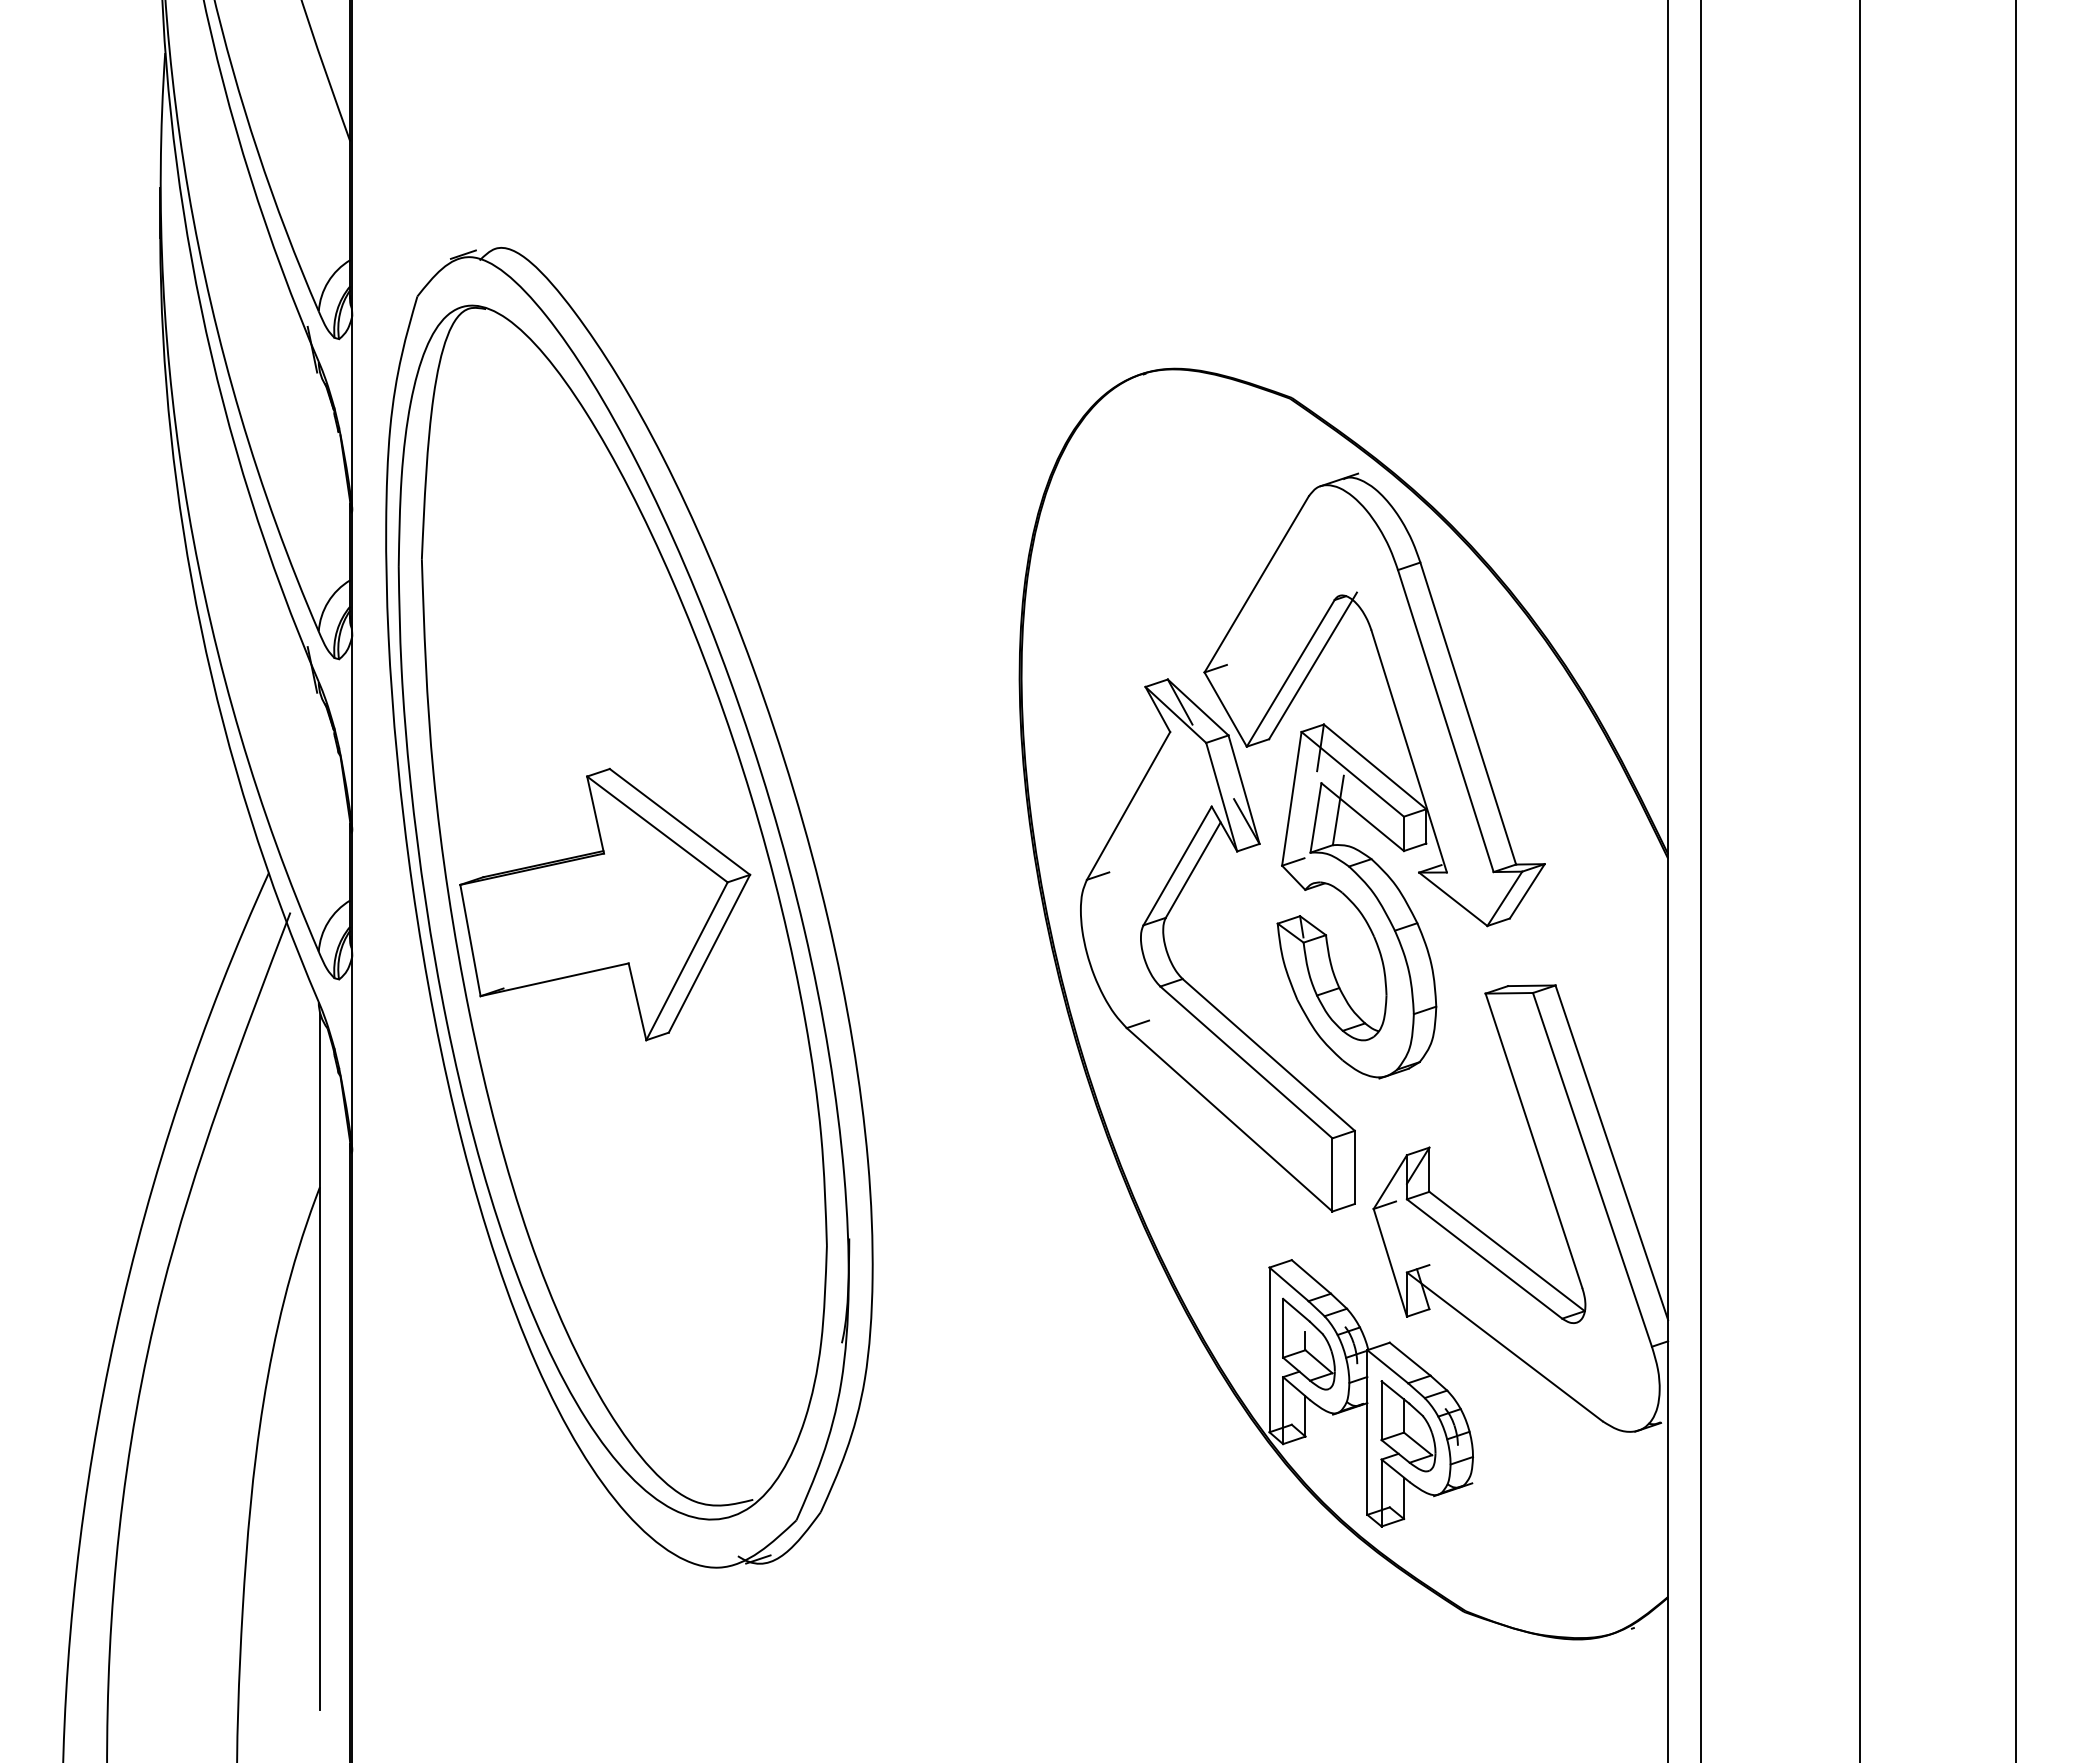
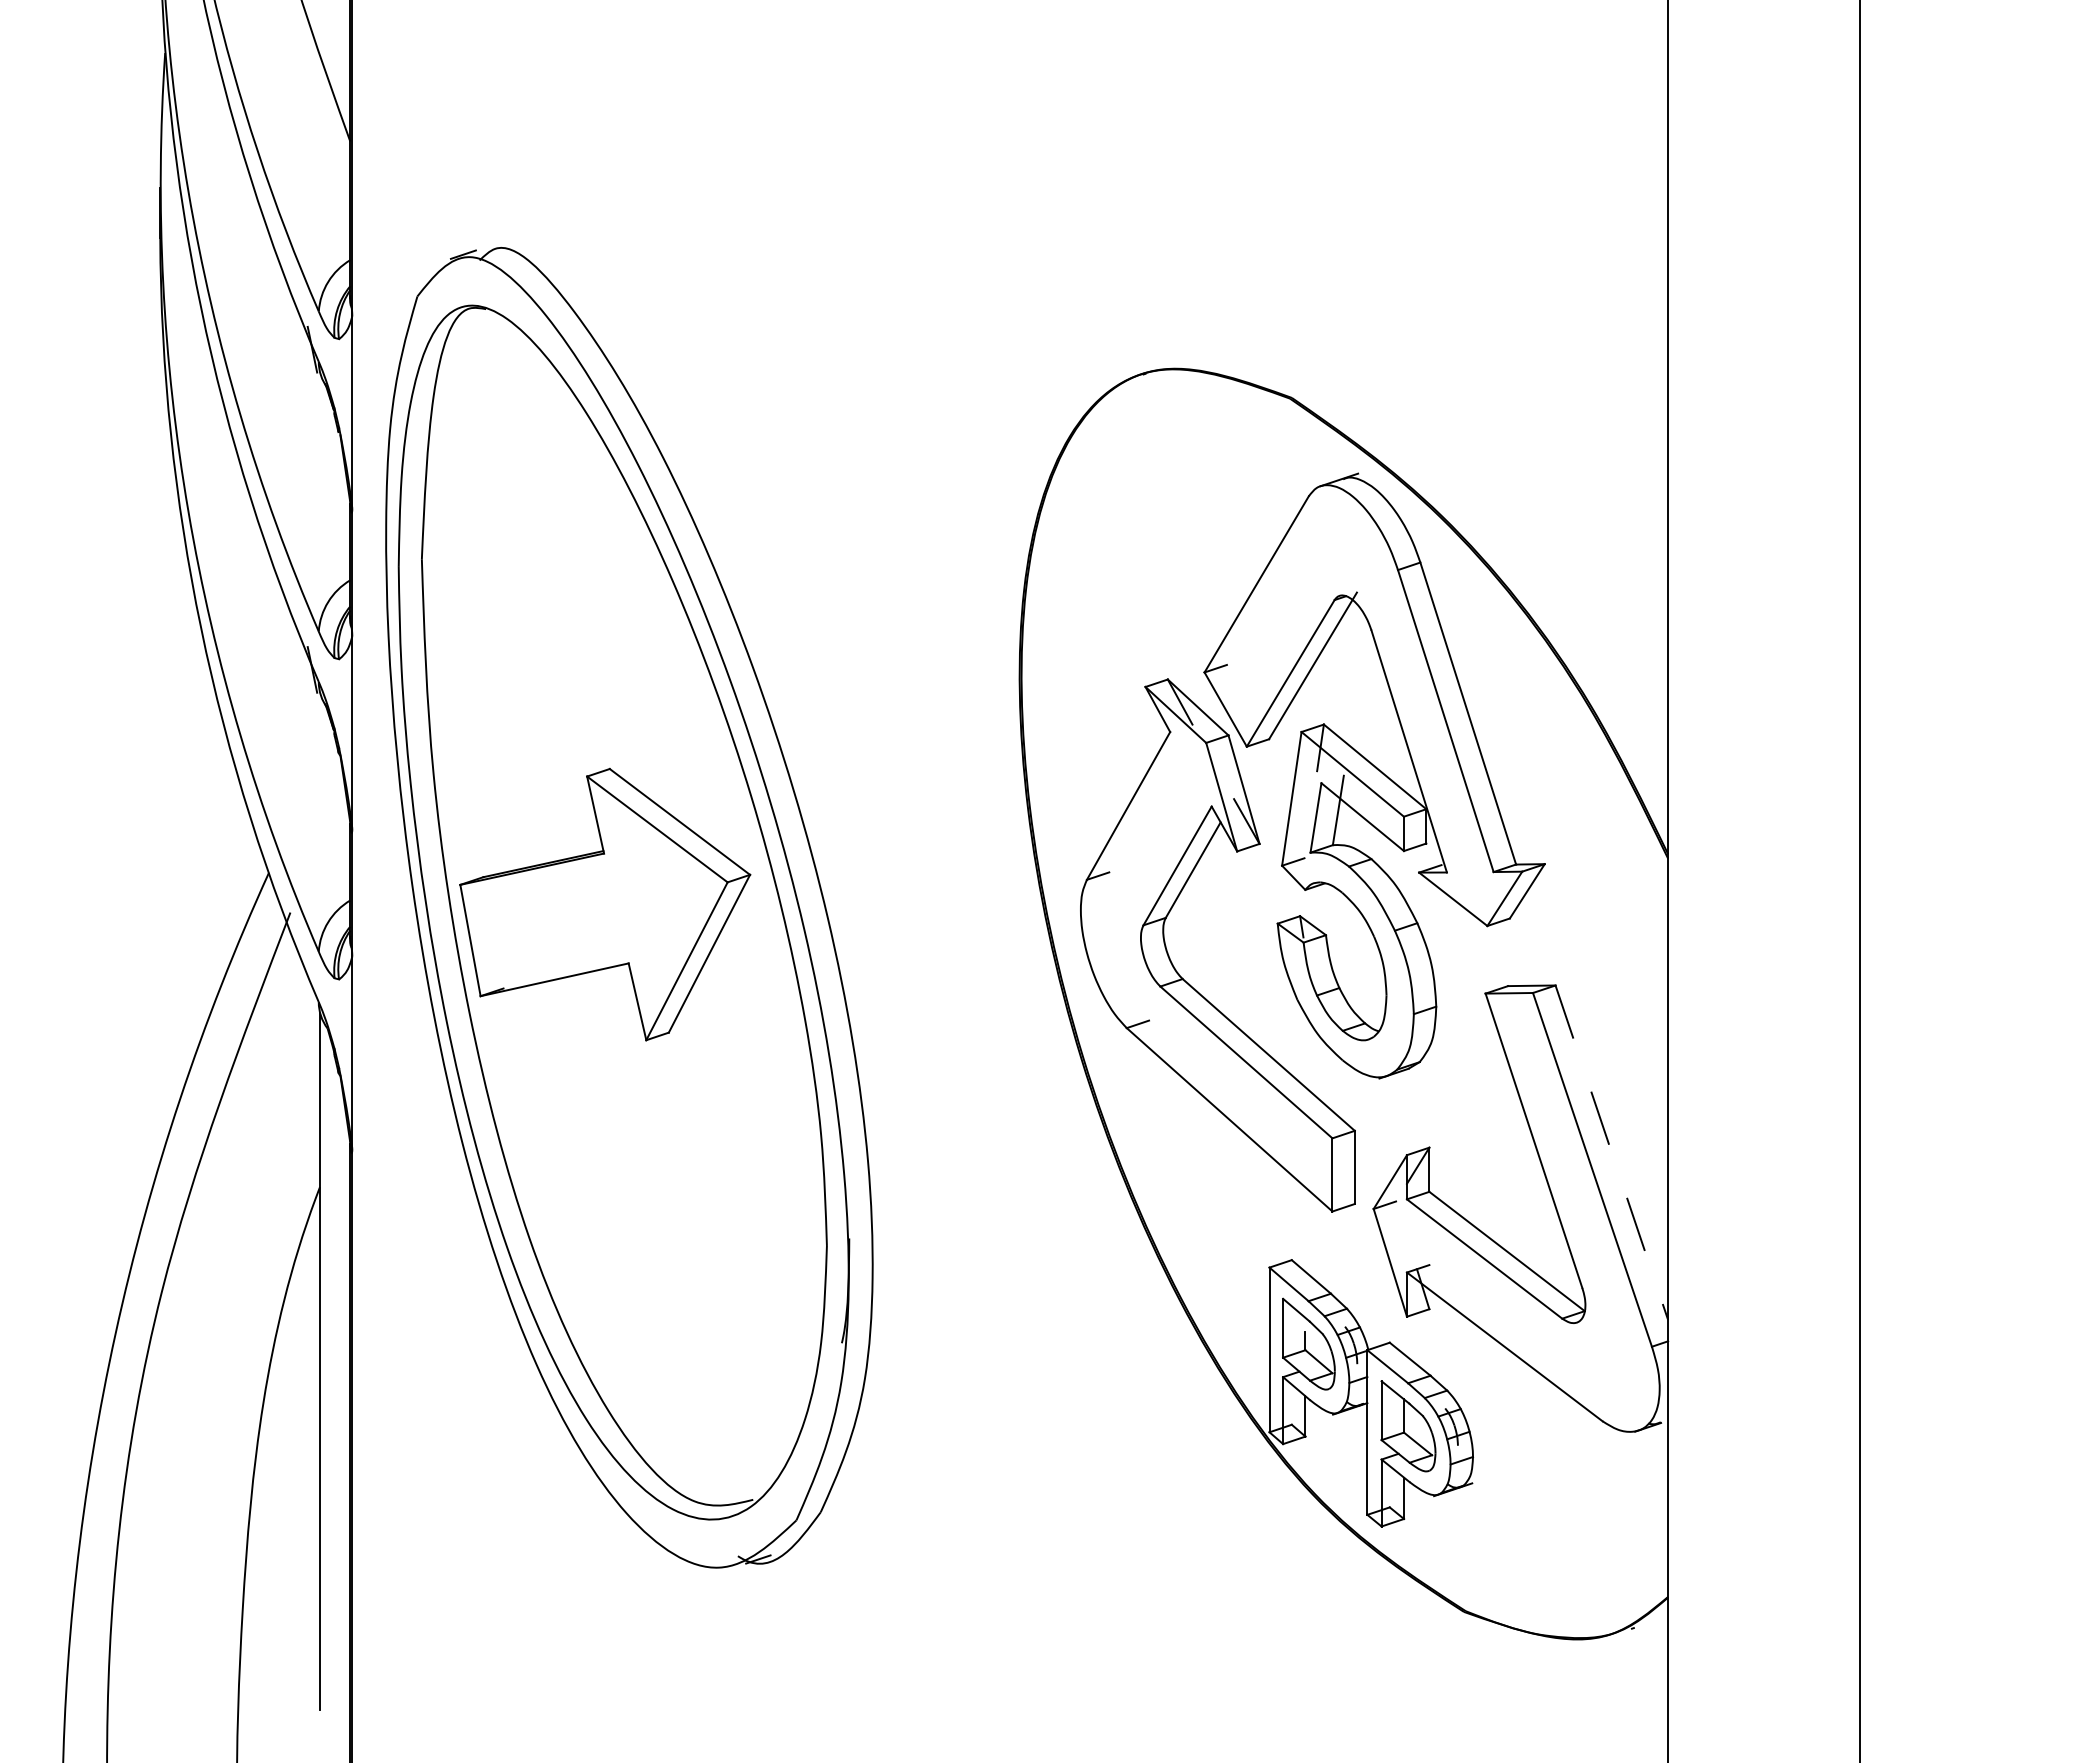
line: present -> none (1701, 880)
line: present -> none (2015, 880)
line: solid -> dashed (1611, 1153)
